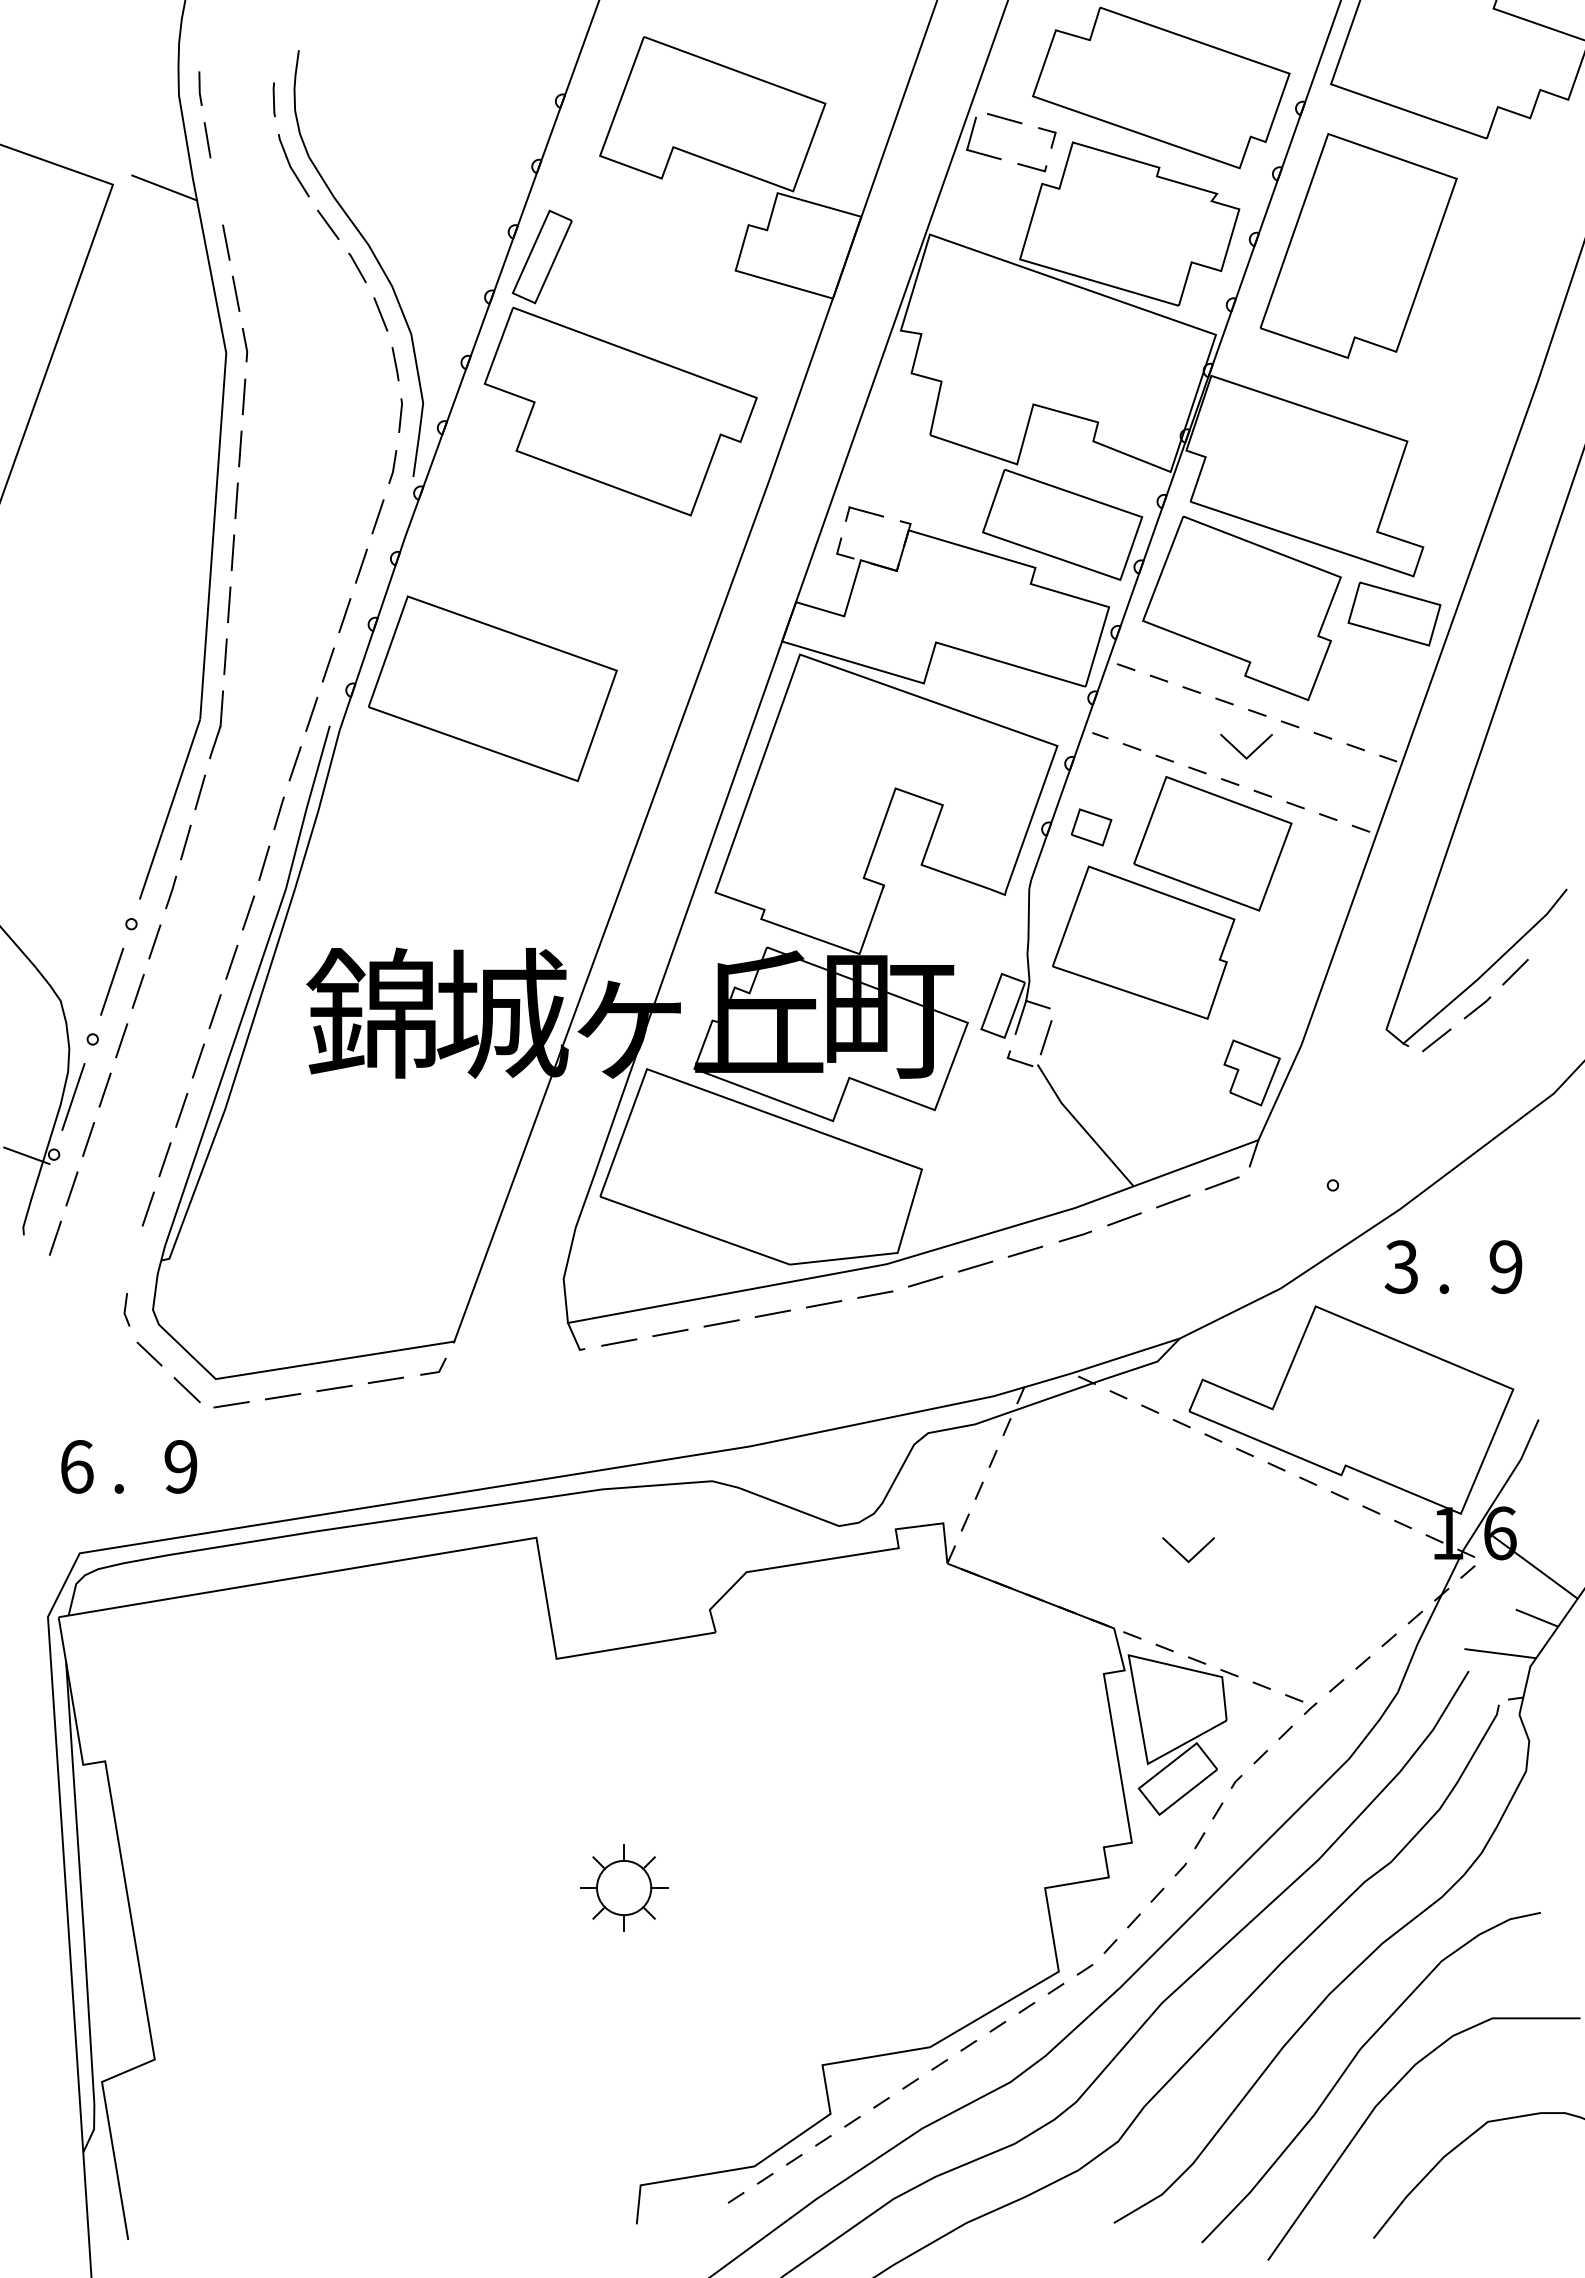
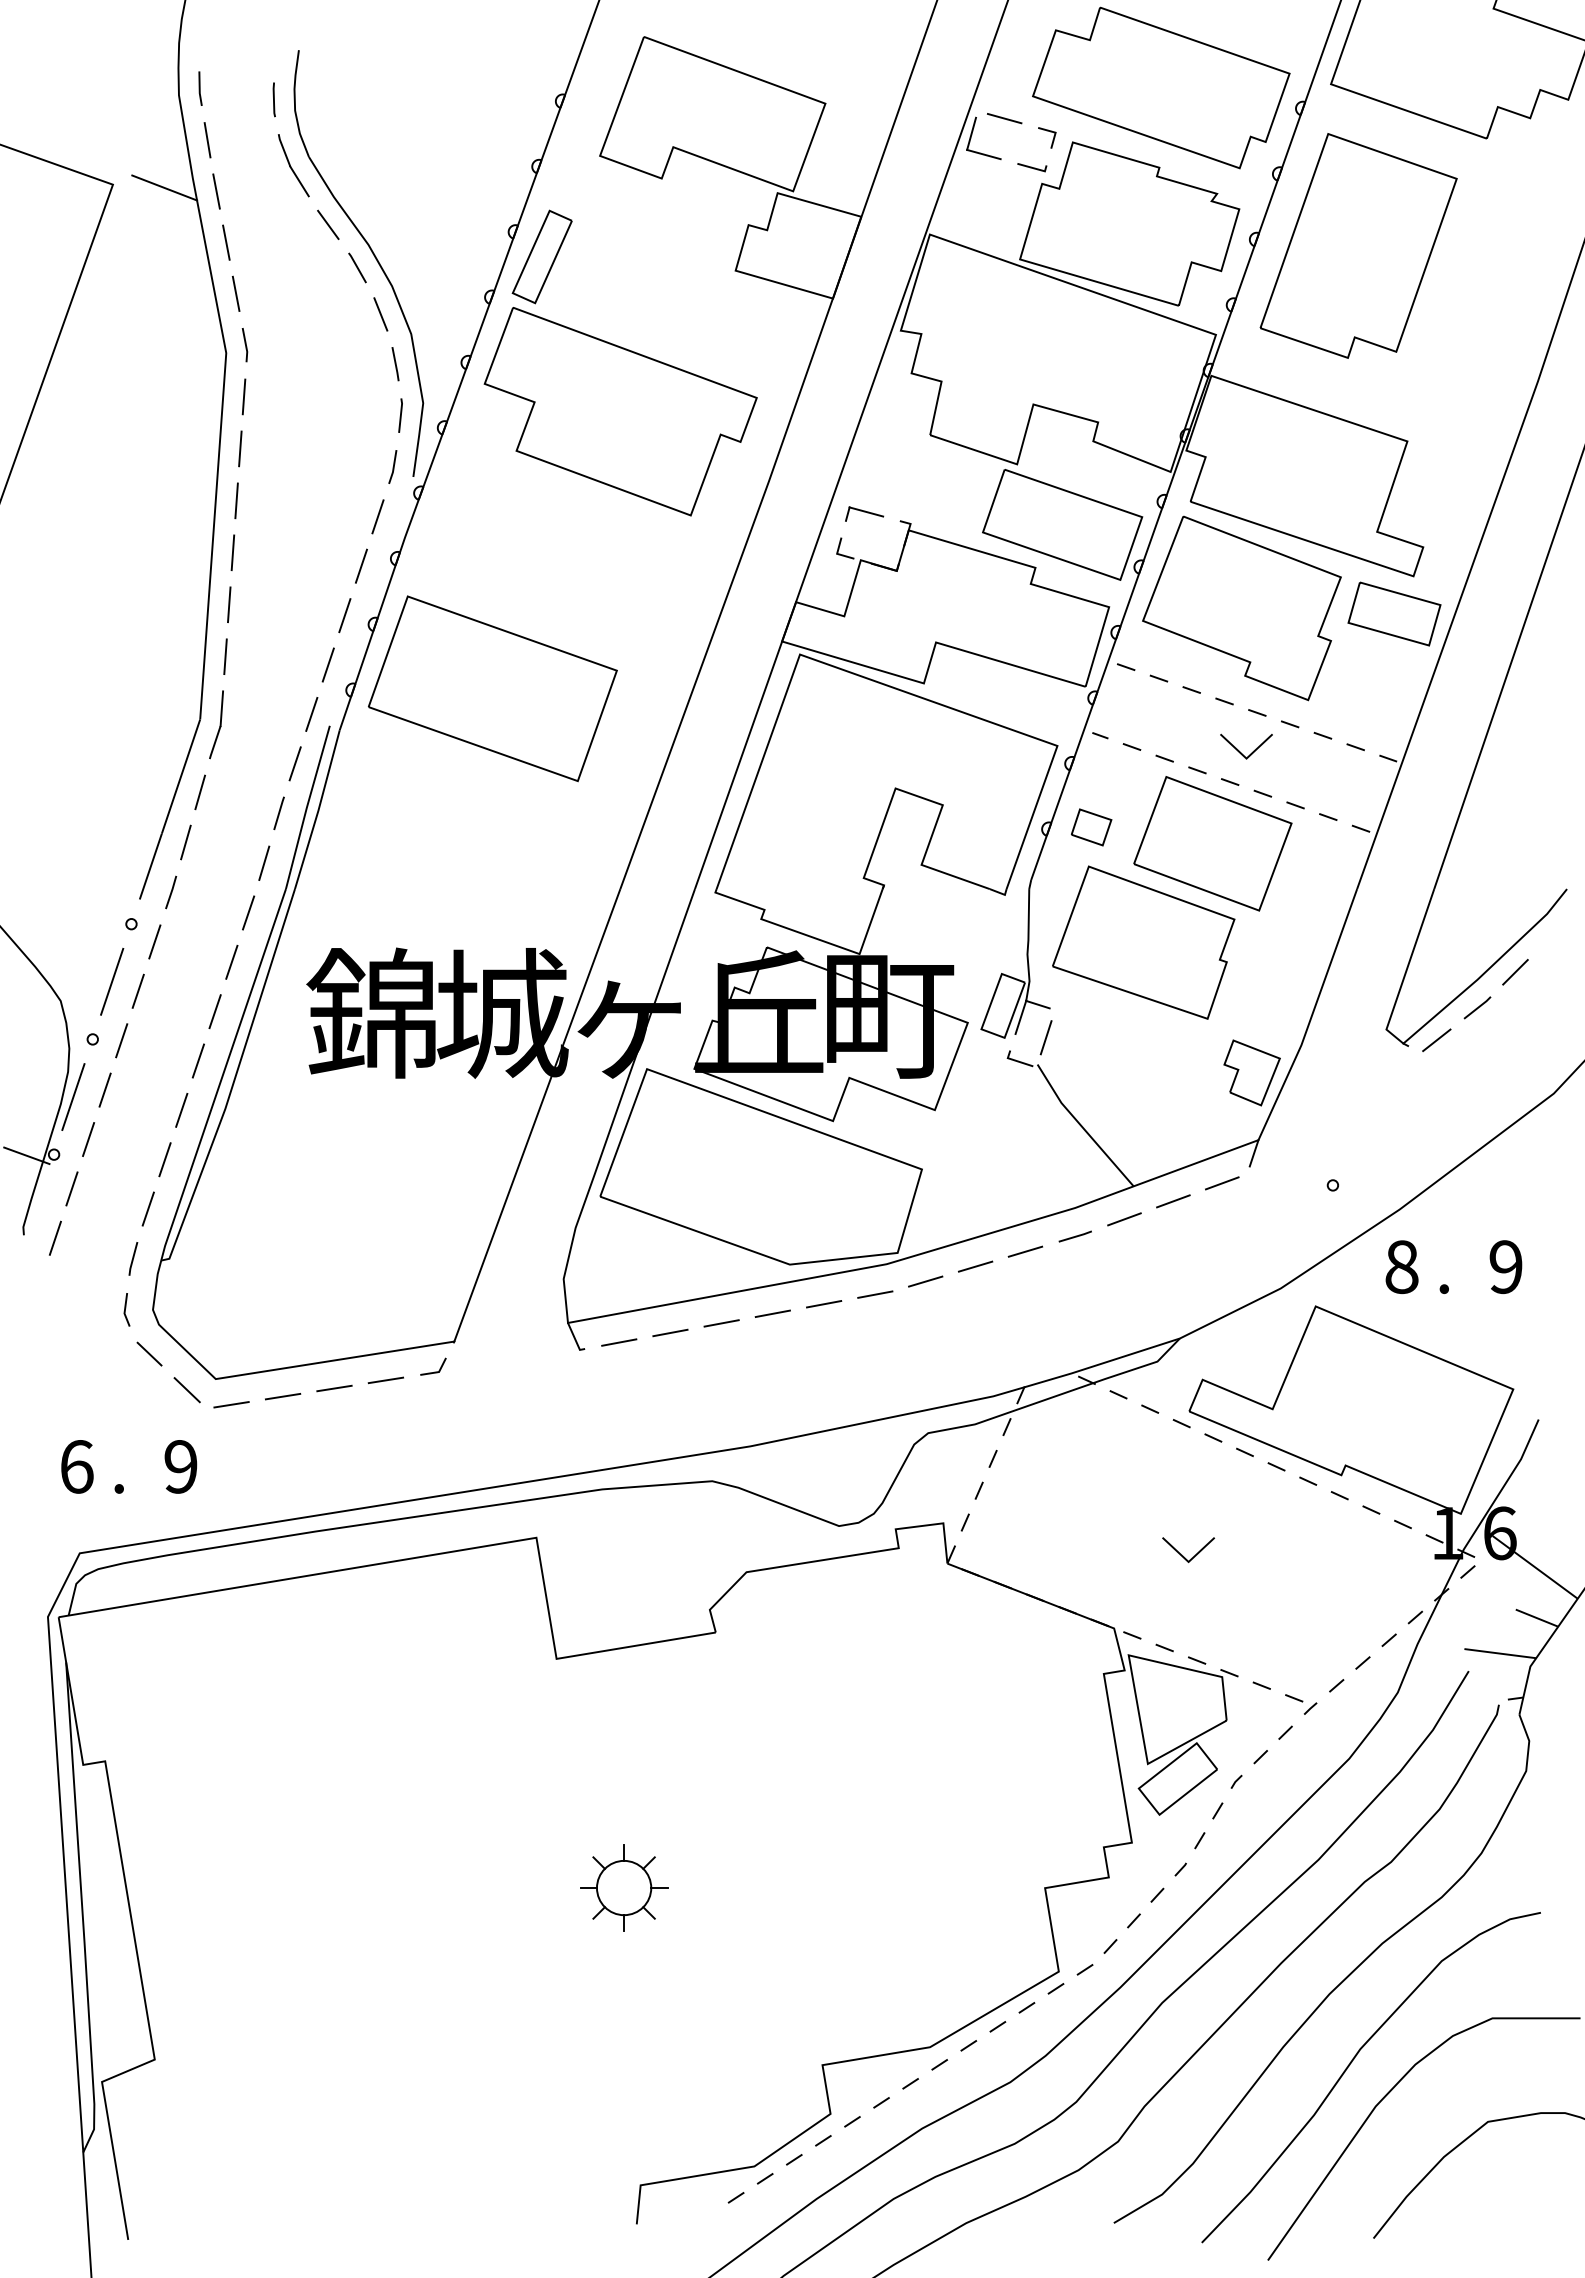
line: none -> present (216, 191)
line: none -> present (133, 1258)
text: 3 -> 8 (1401, 1266)
